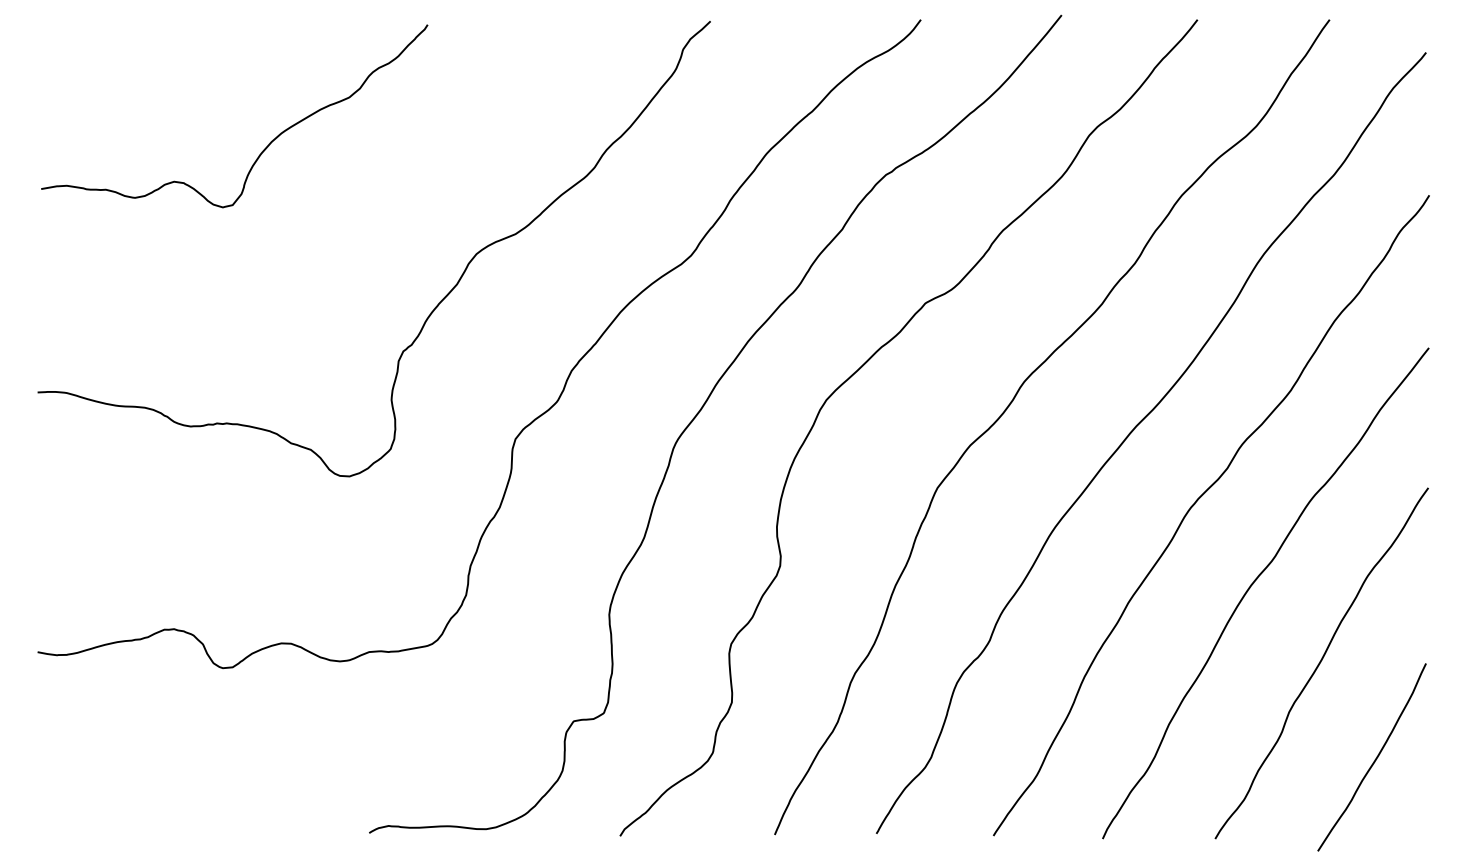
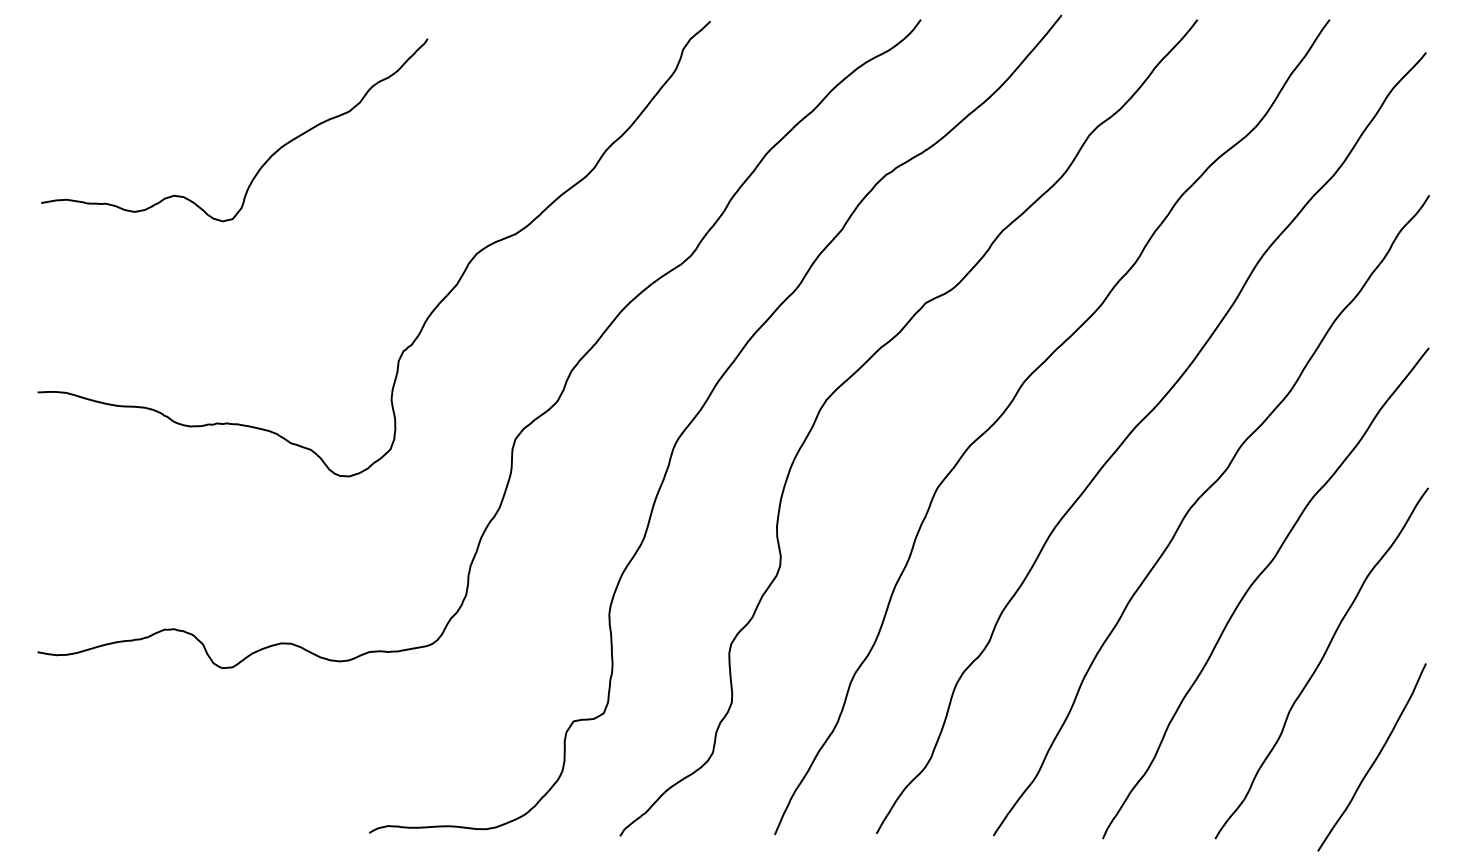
curve position: (269, 142) -> (269, 156) (269, 156)
